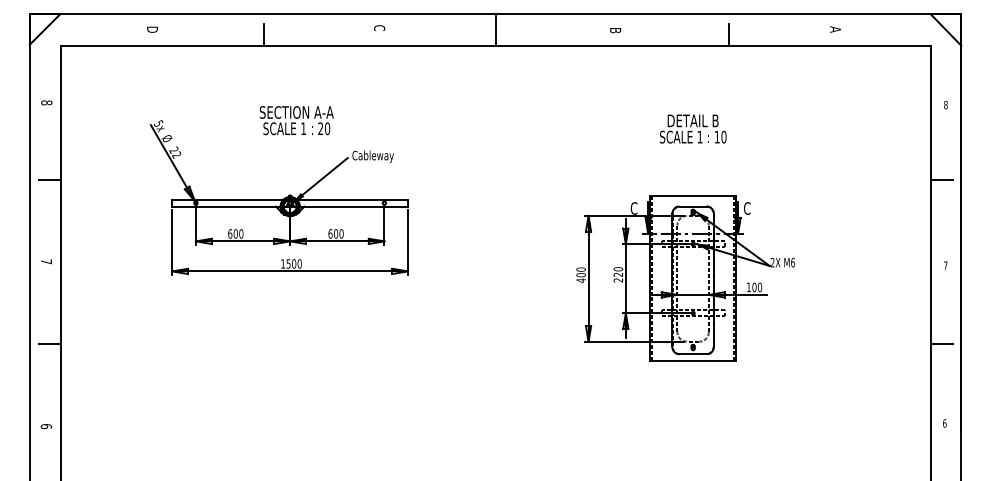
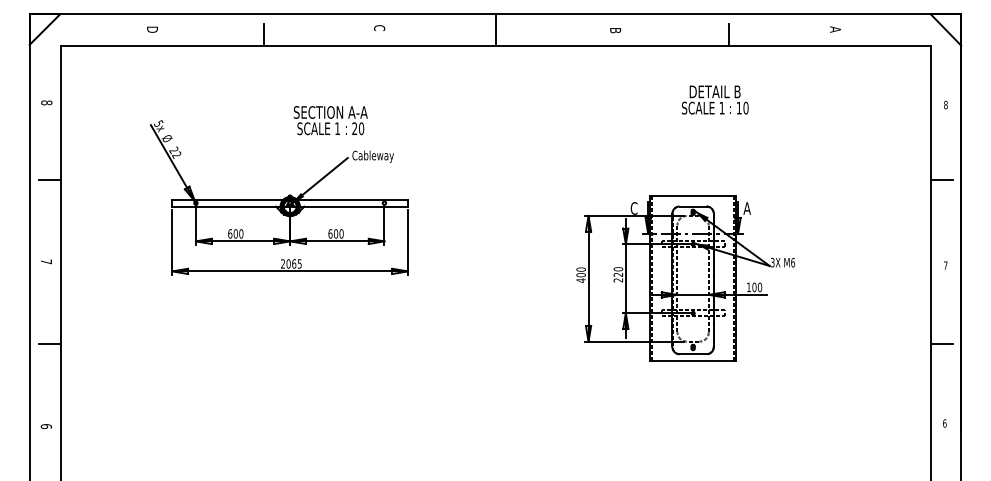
text position: (296, 120) -> (330, 120) (330, 120)
text position: (693, 128) -> (715, 99) (715, 99)
text: C -> A (746, 208)
text: 1500 -> 2065 (291, 263)
text: 2X -> 3X (772, 263)
